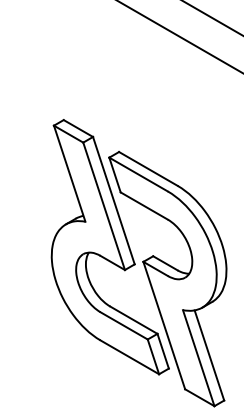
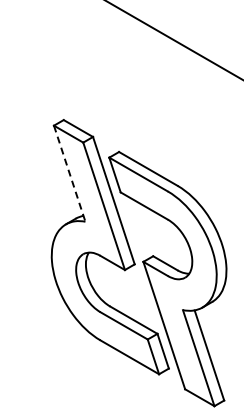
line: present -> none (212, 18)
line position: (180, 36) -> (174, 40) (174, 40)
line: solid -> dashed (69, 173)
